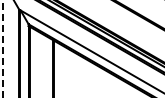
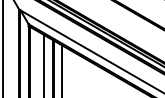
line: dashed -> solid (2, 48)
line: none -> present (43, 64)
line: none -> present (62, 69)
